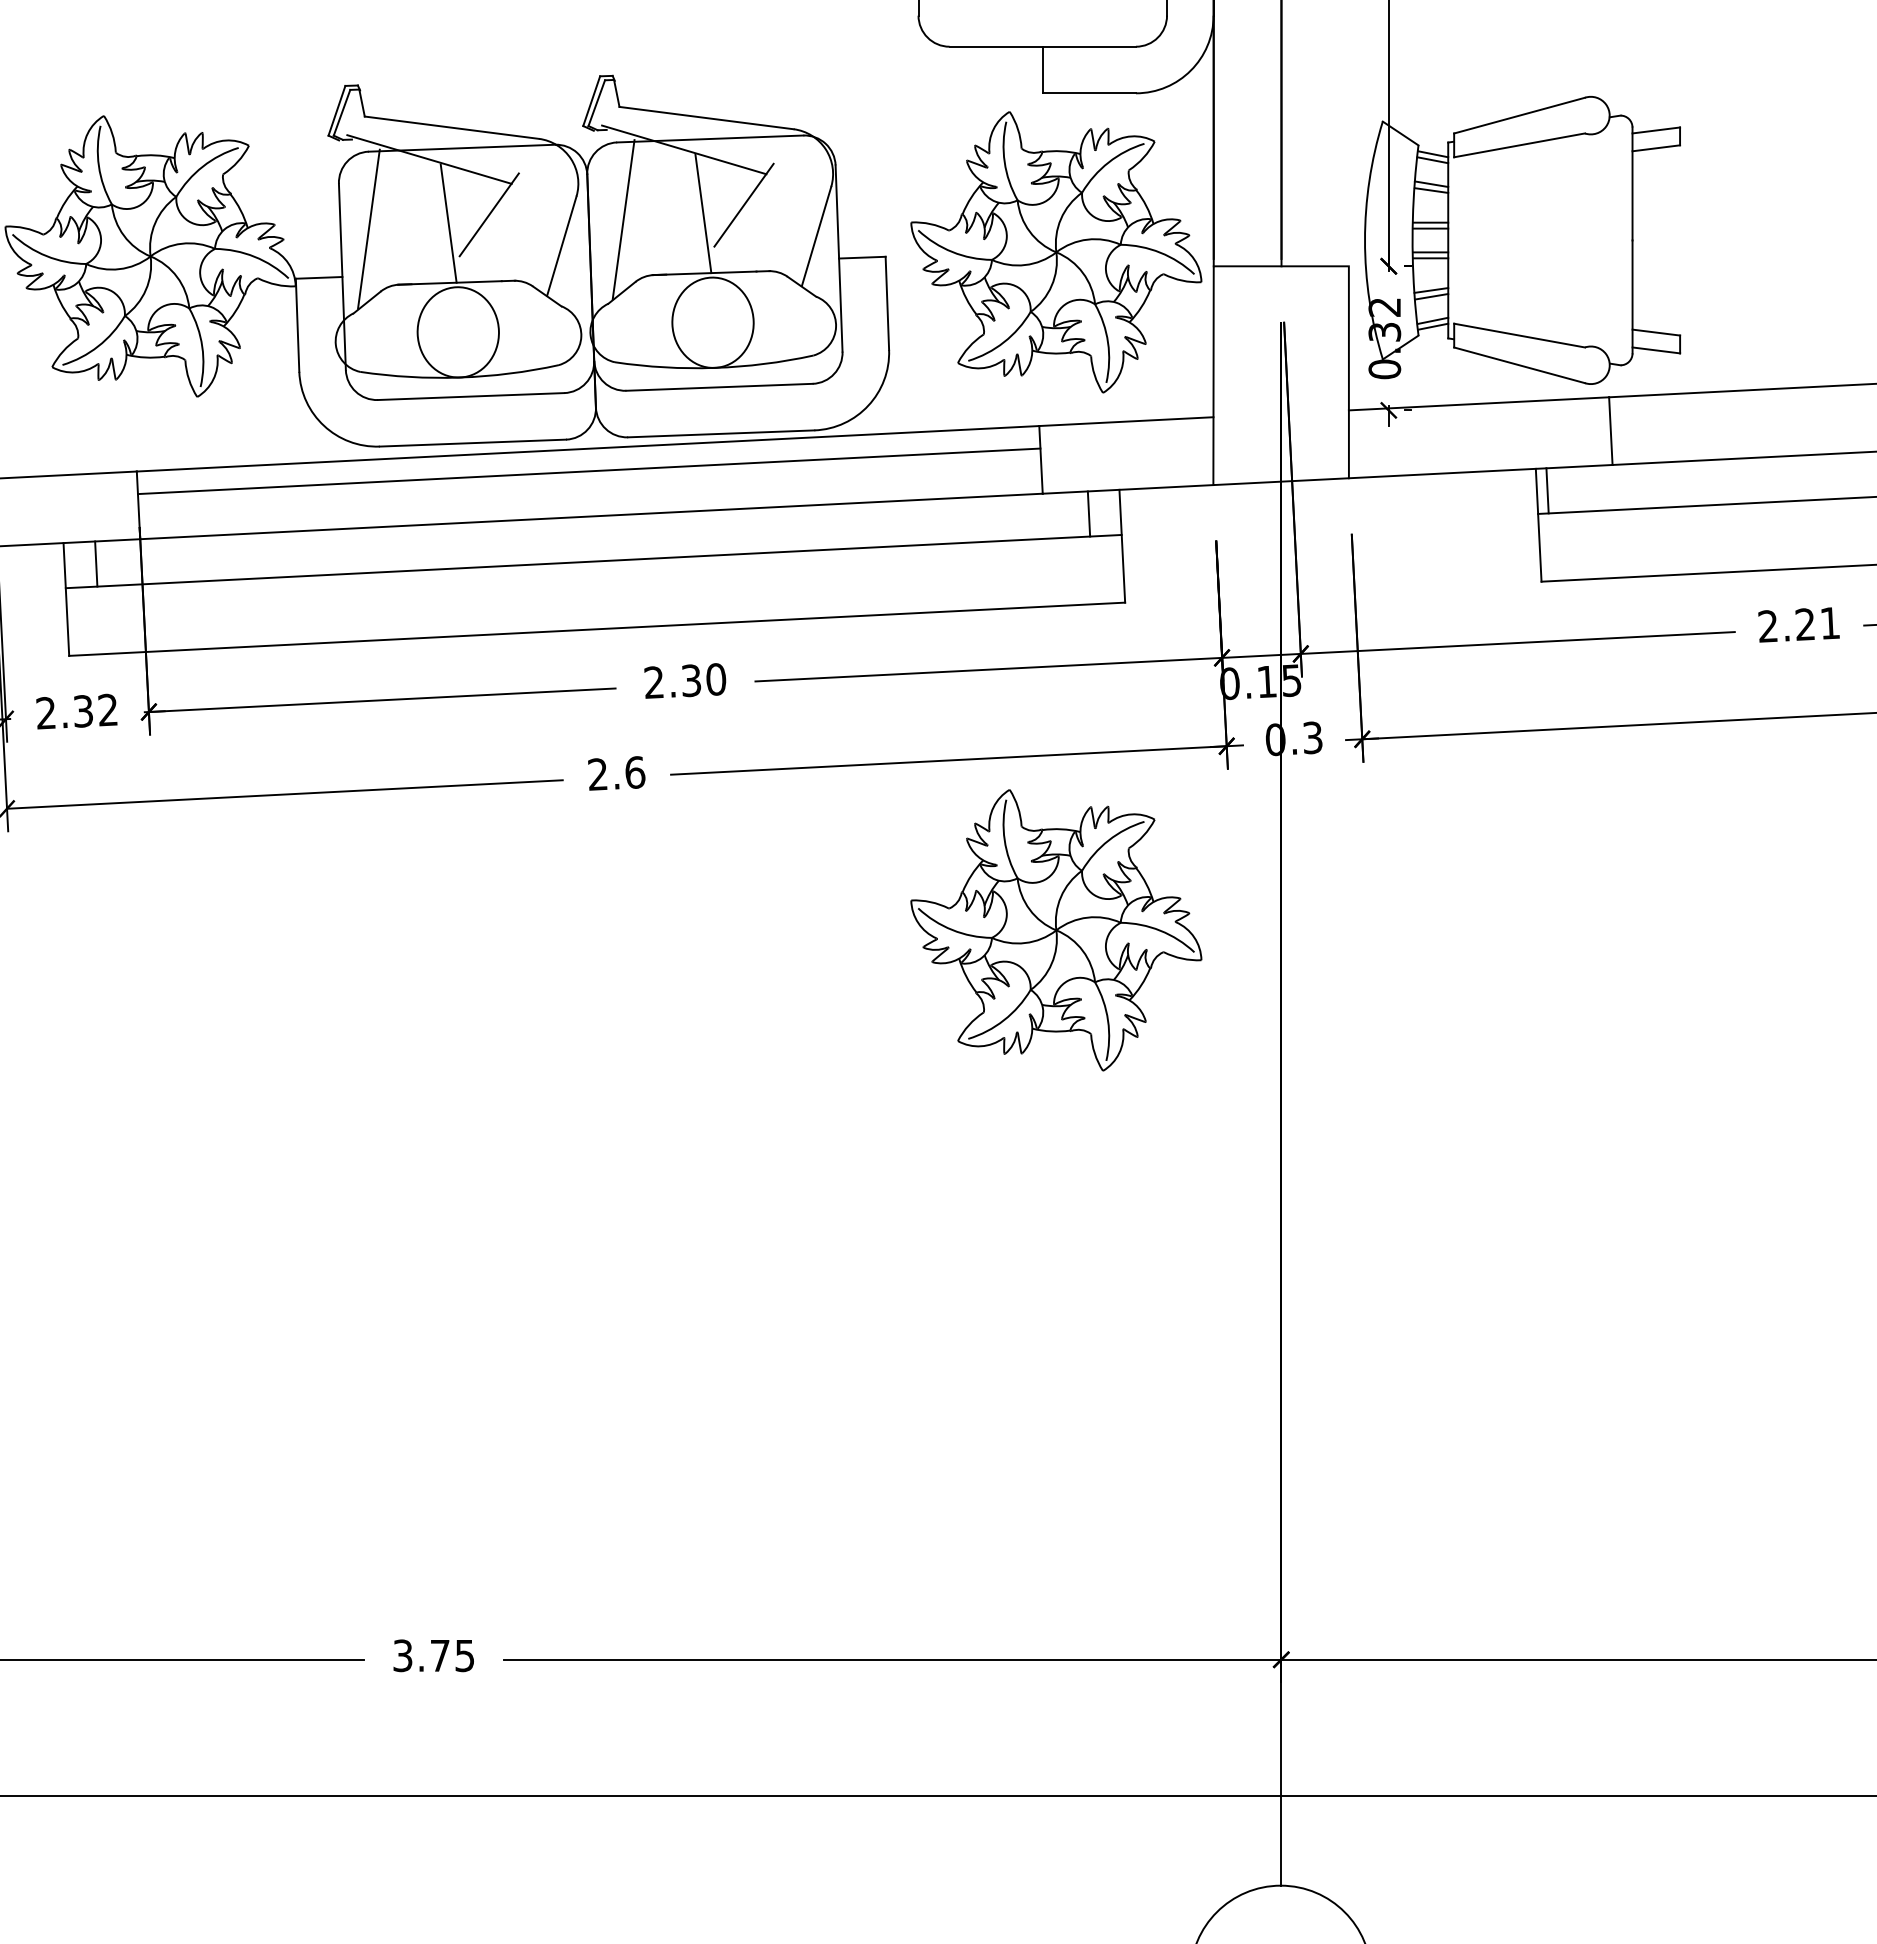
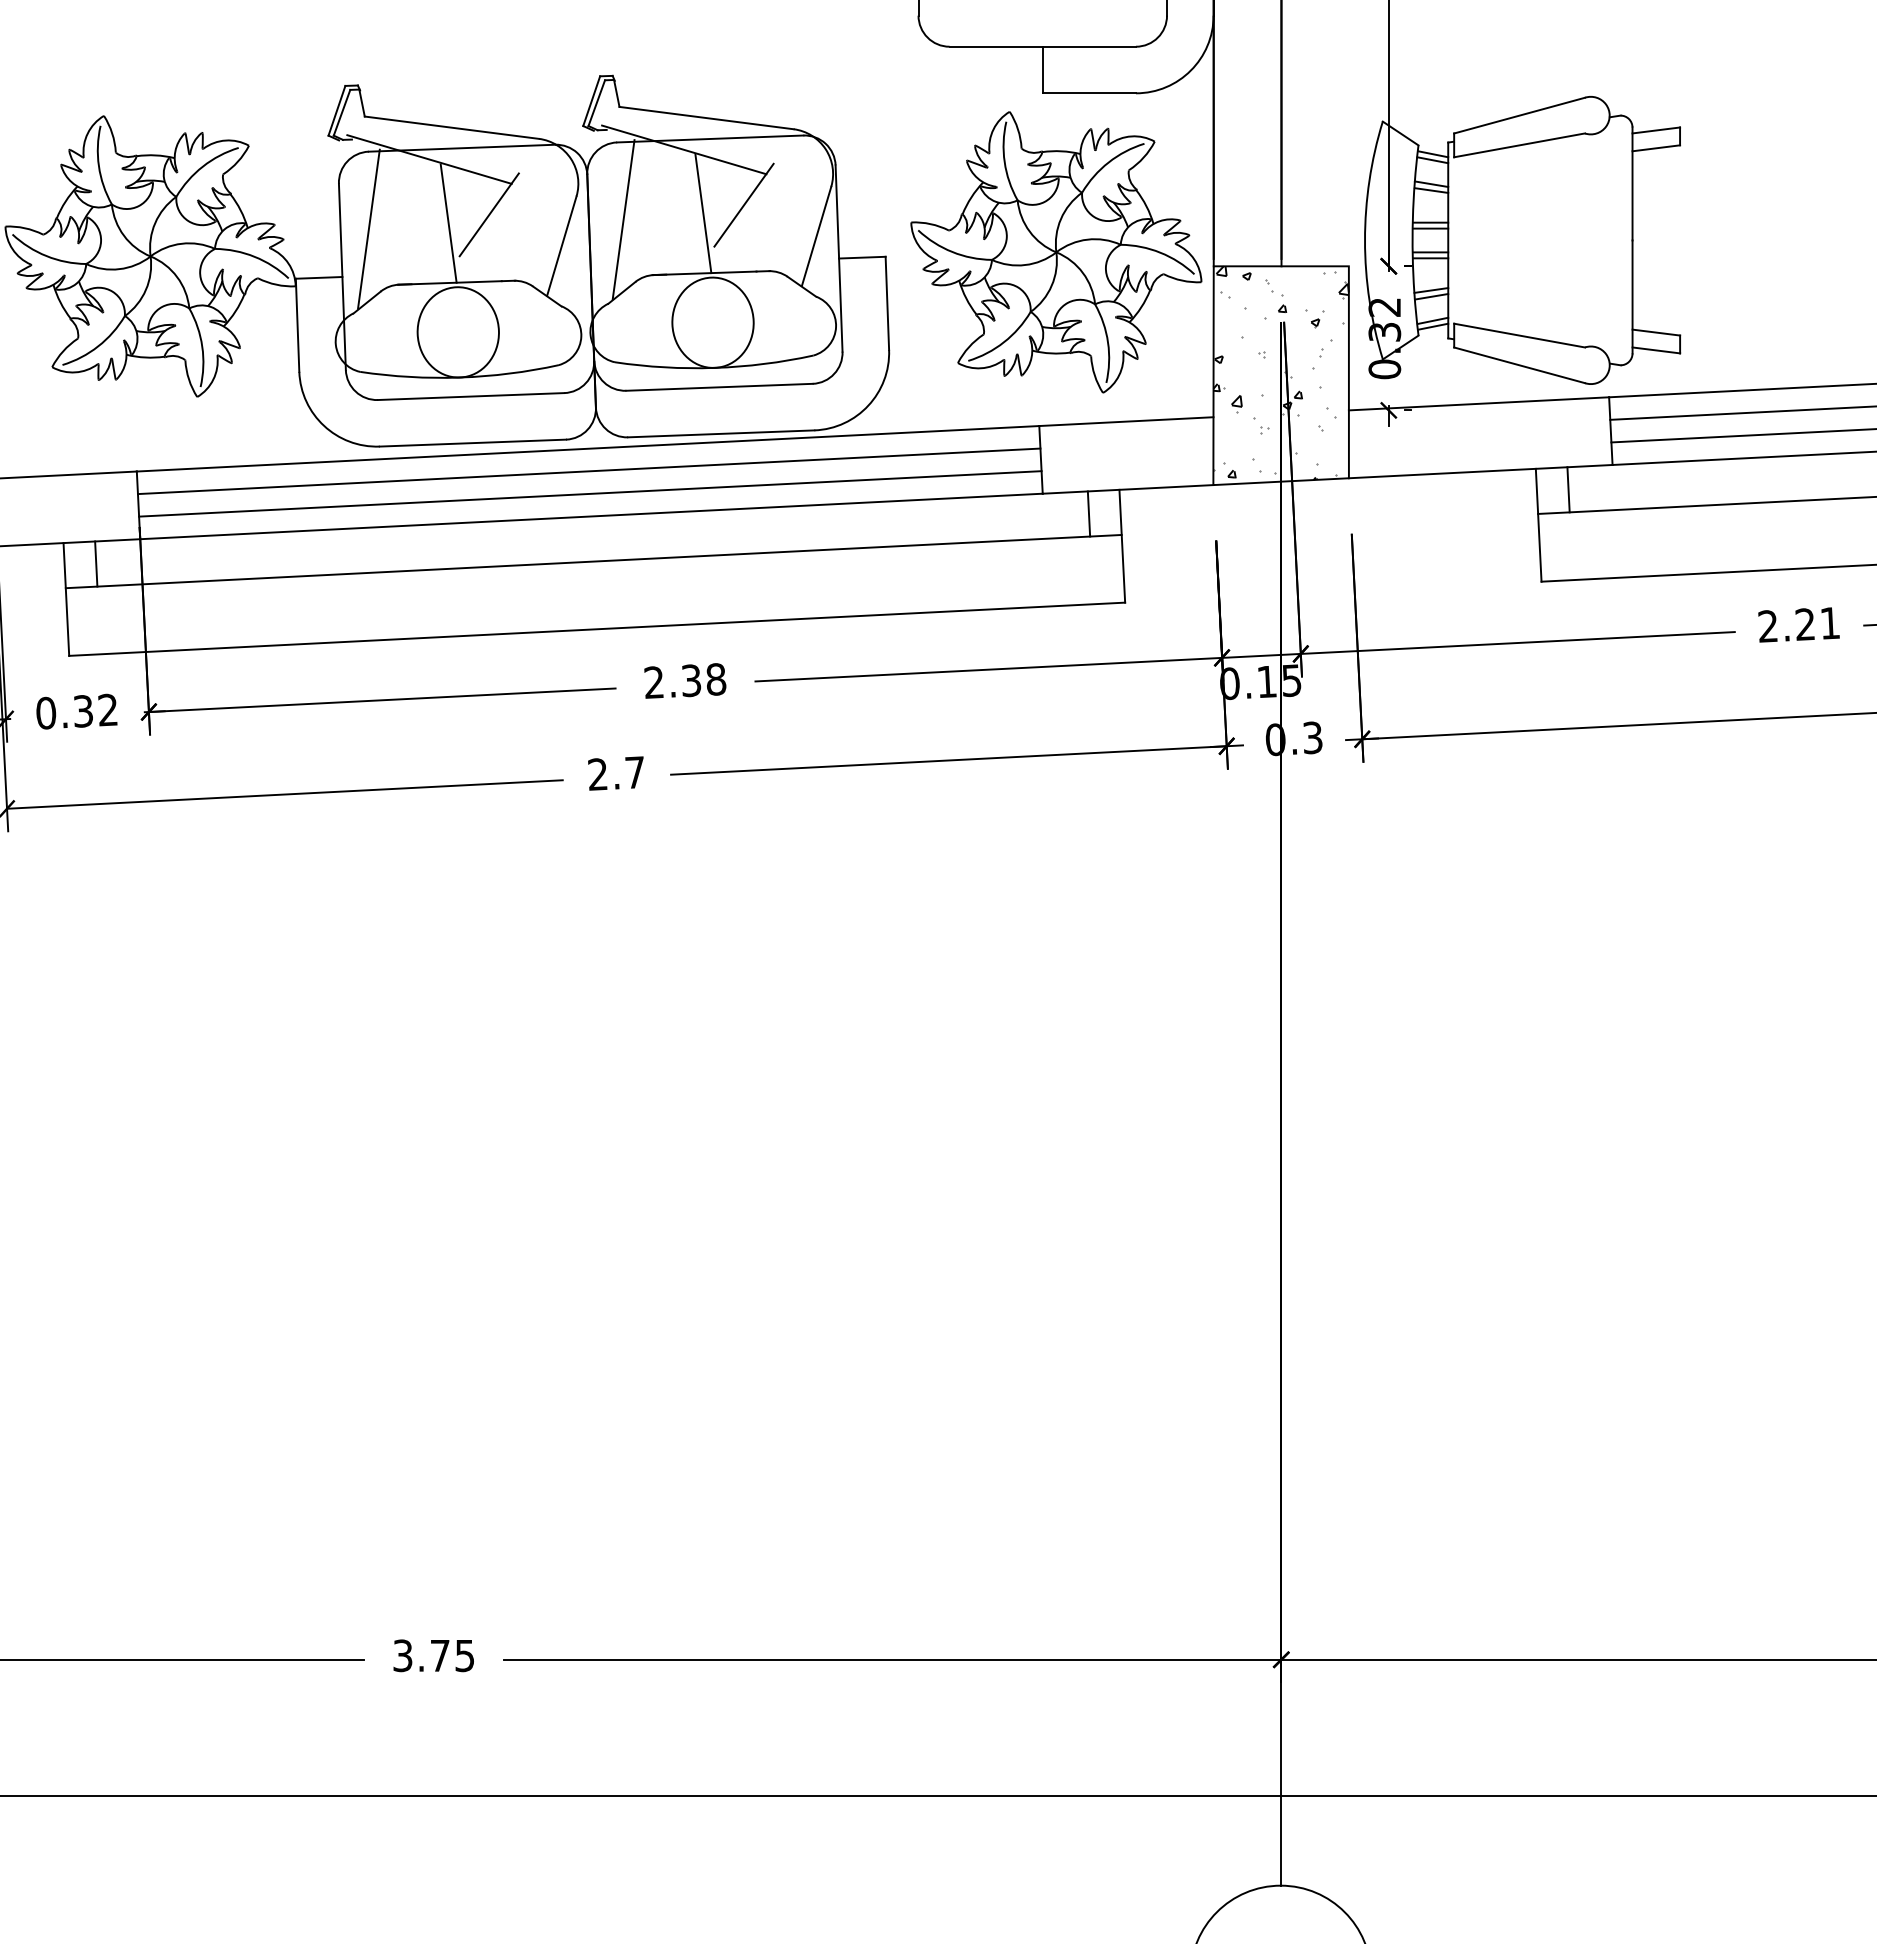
hatch: none -> present (1280, 373)
line: none -> present (1741, 412)
line: none -> present (1742, 435)
line position: (1547, 490) -> (1568, 489) (1568, 489)
line: none -> present (590, 493)
text: 2.30 -> 2.38 (716, 679)
text: 2.32 -> 0.32 (46, 712)
text: 2.6 -> 2.7 (635, 772)
part: present -> none (1056, 930)
